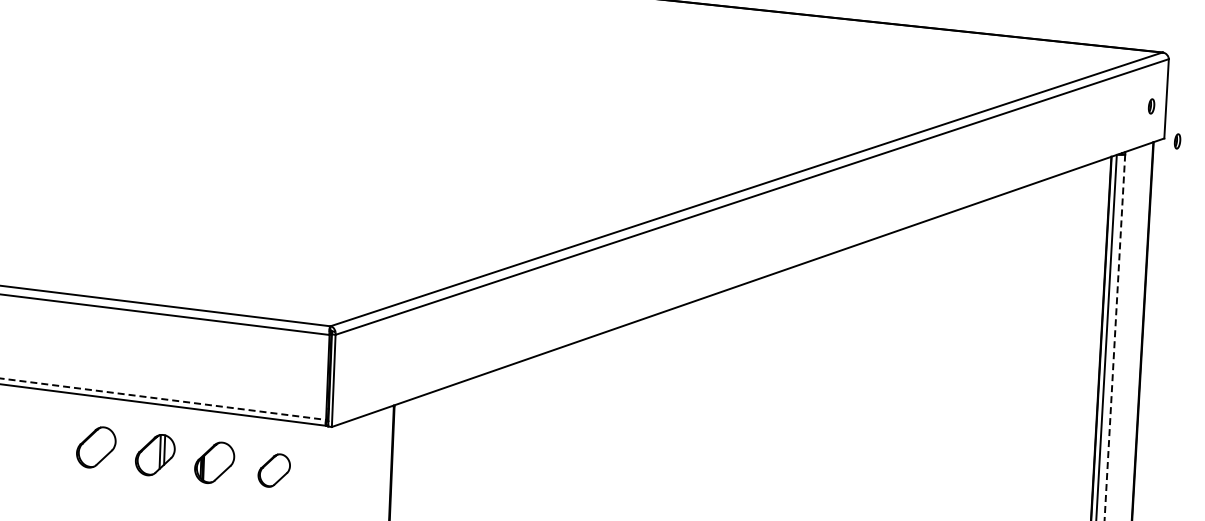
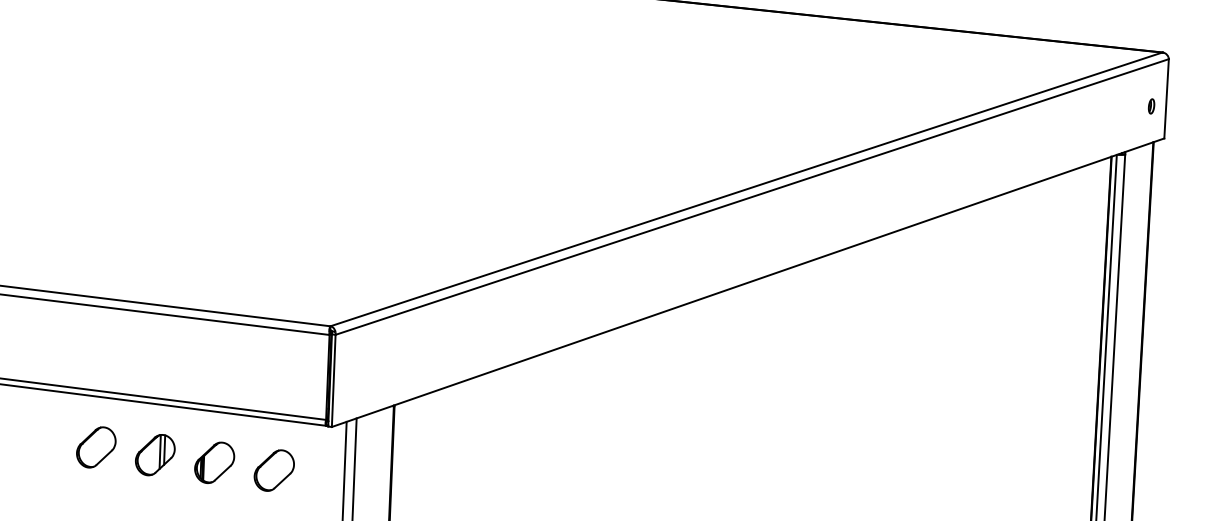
part: present -> none (1177, 141)
line: dashed -> solid (1114, 338)
line: dashed -> solid (163, 399)
line: none -> present (354, 467)
line: none -> present (344, 469)
part size: 34x35 px -> 42x43 px (273, 470)
